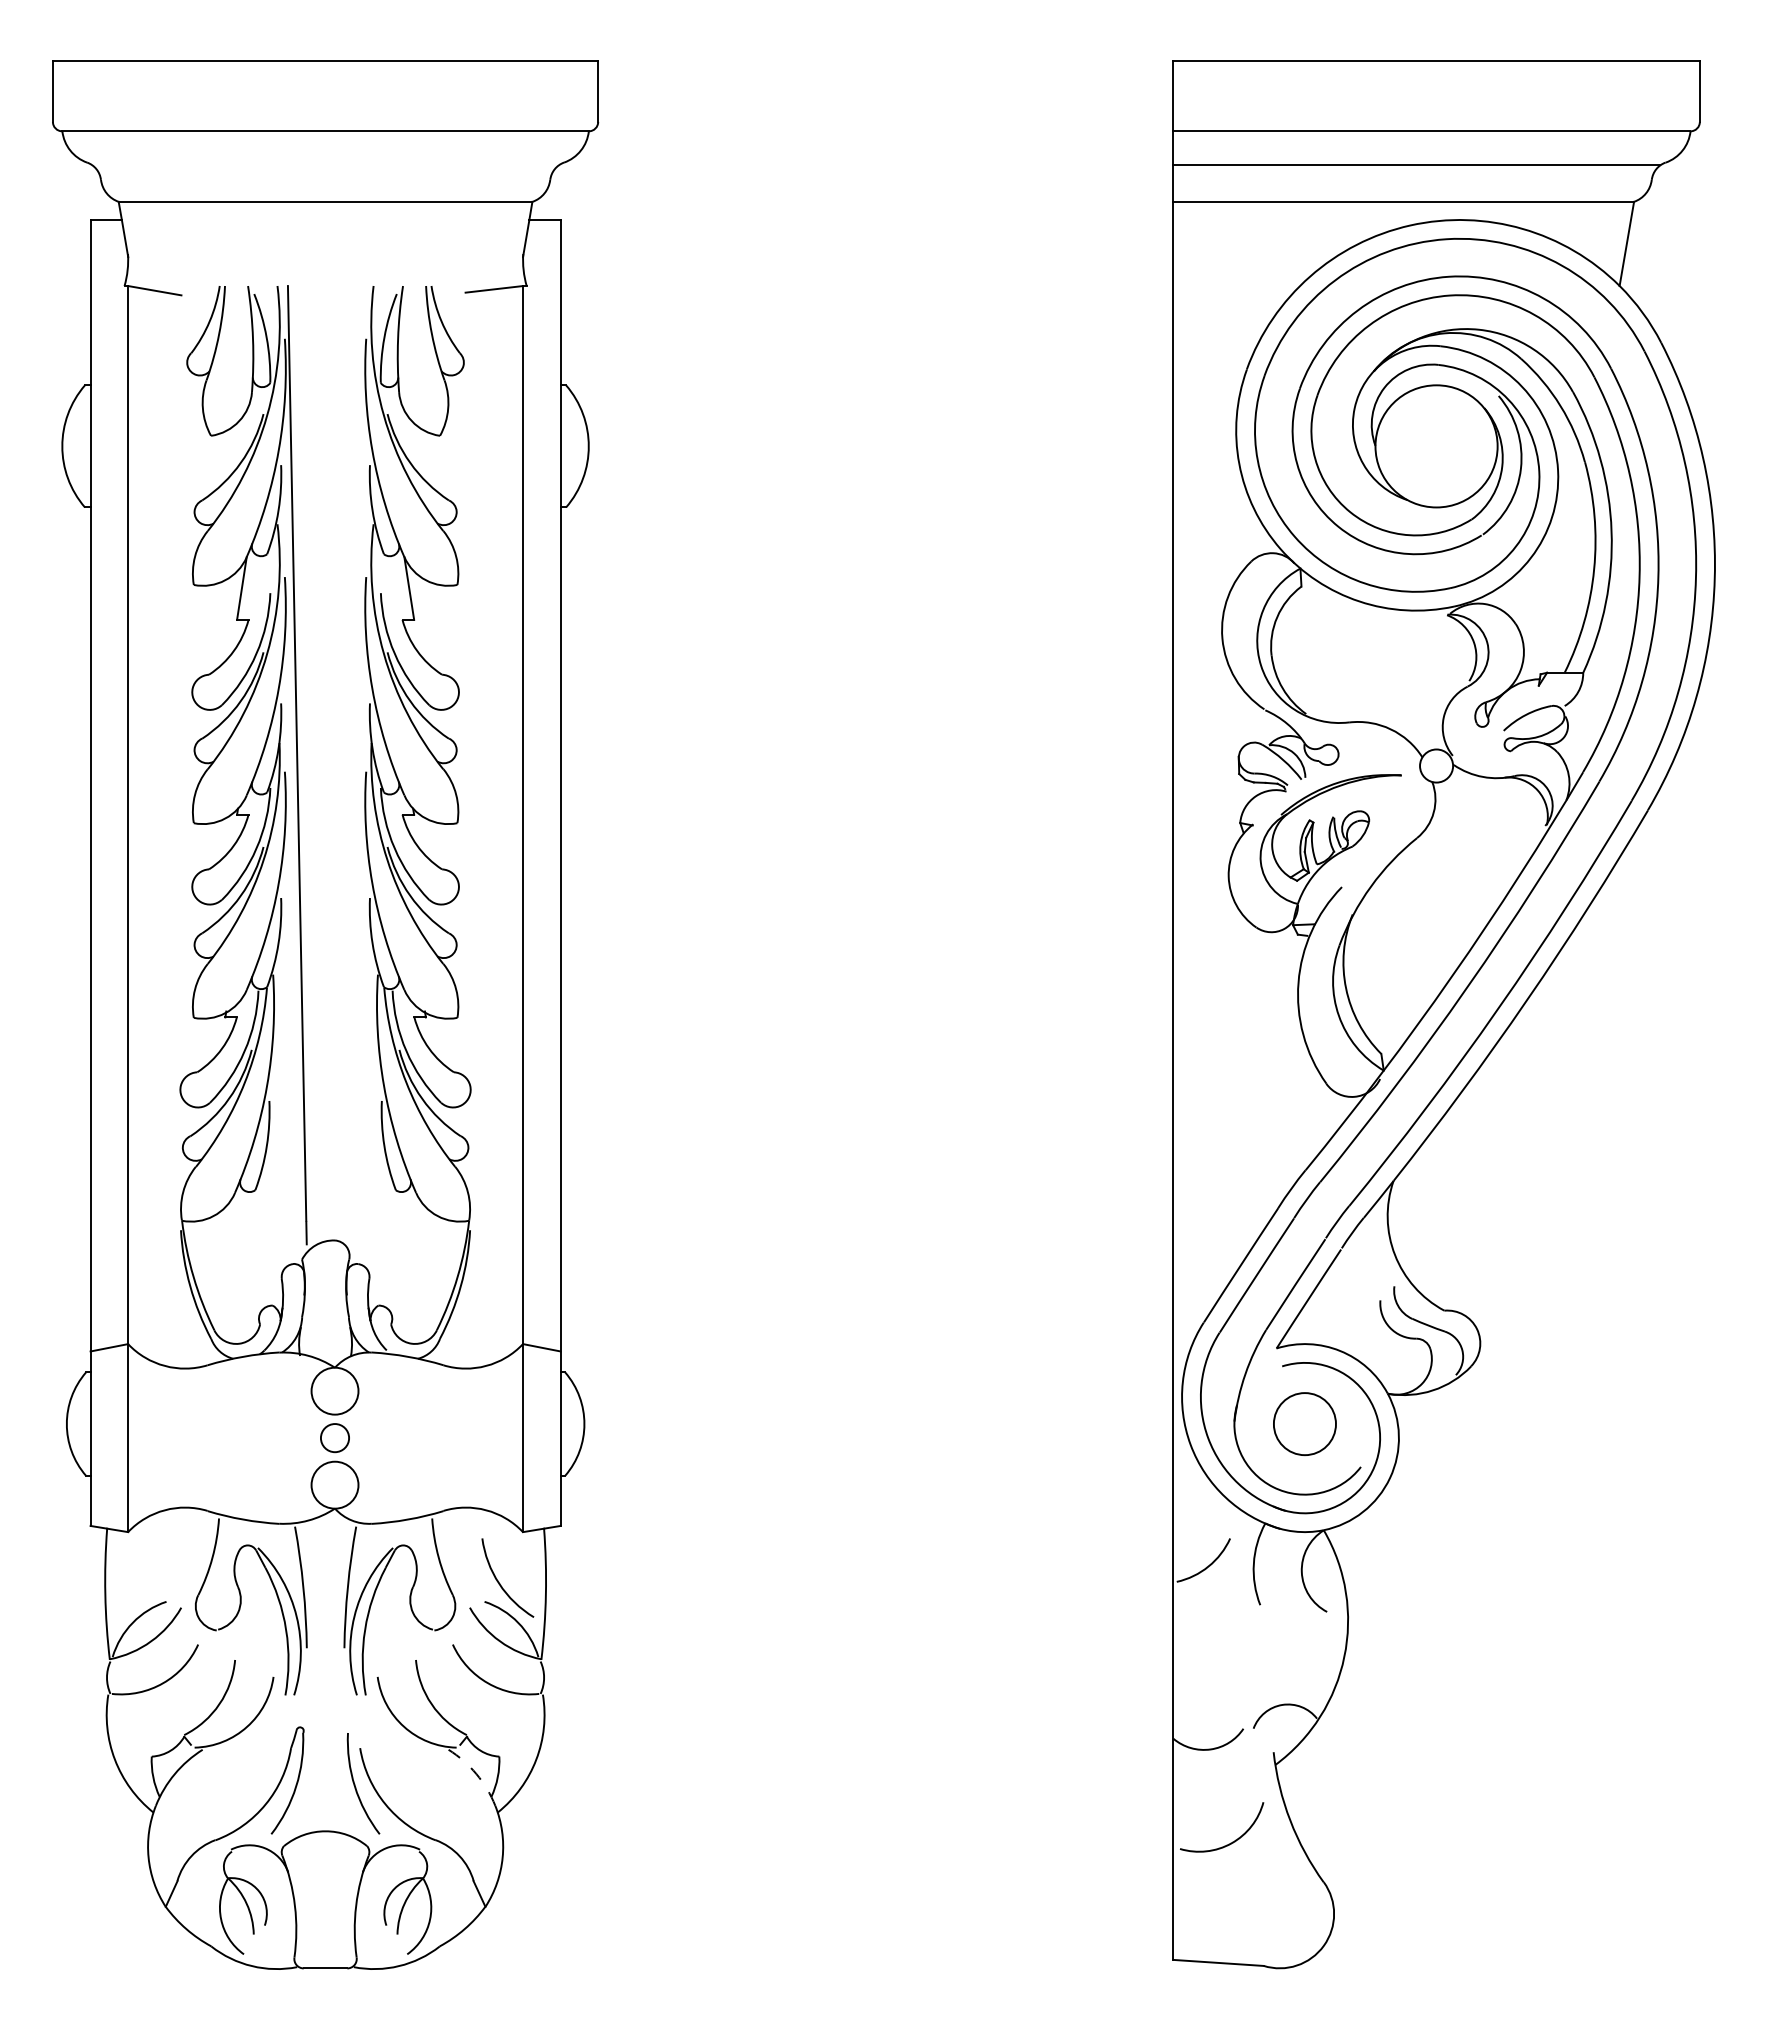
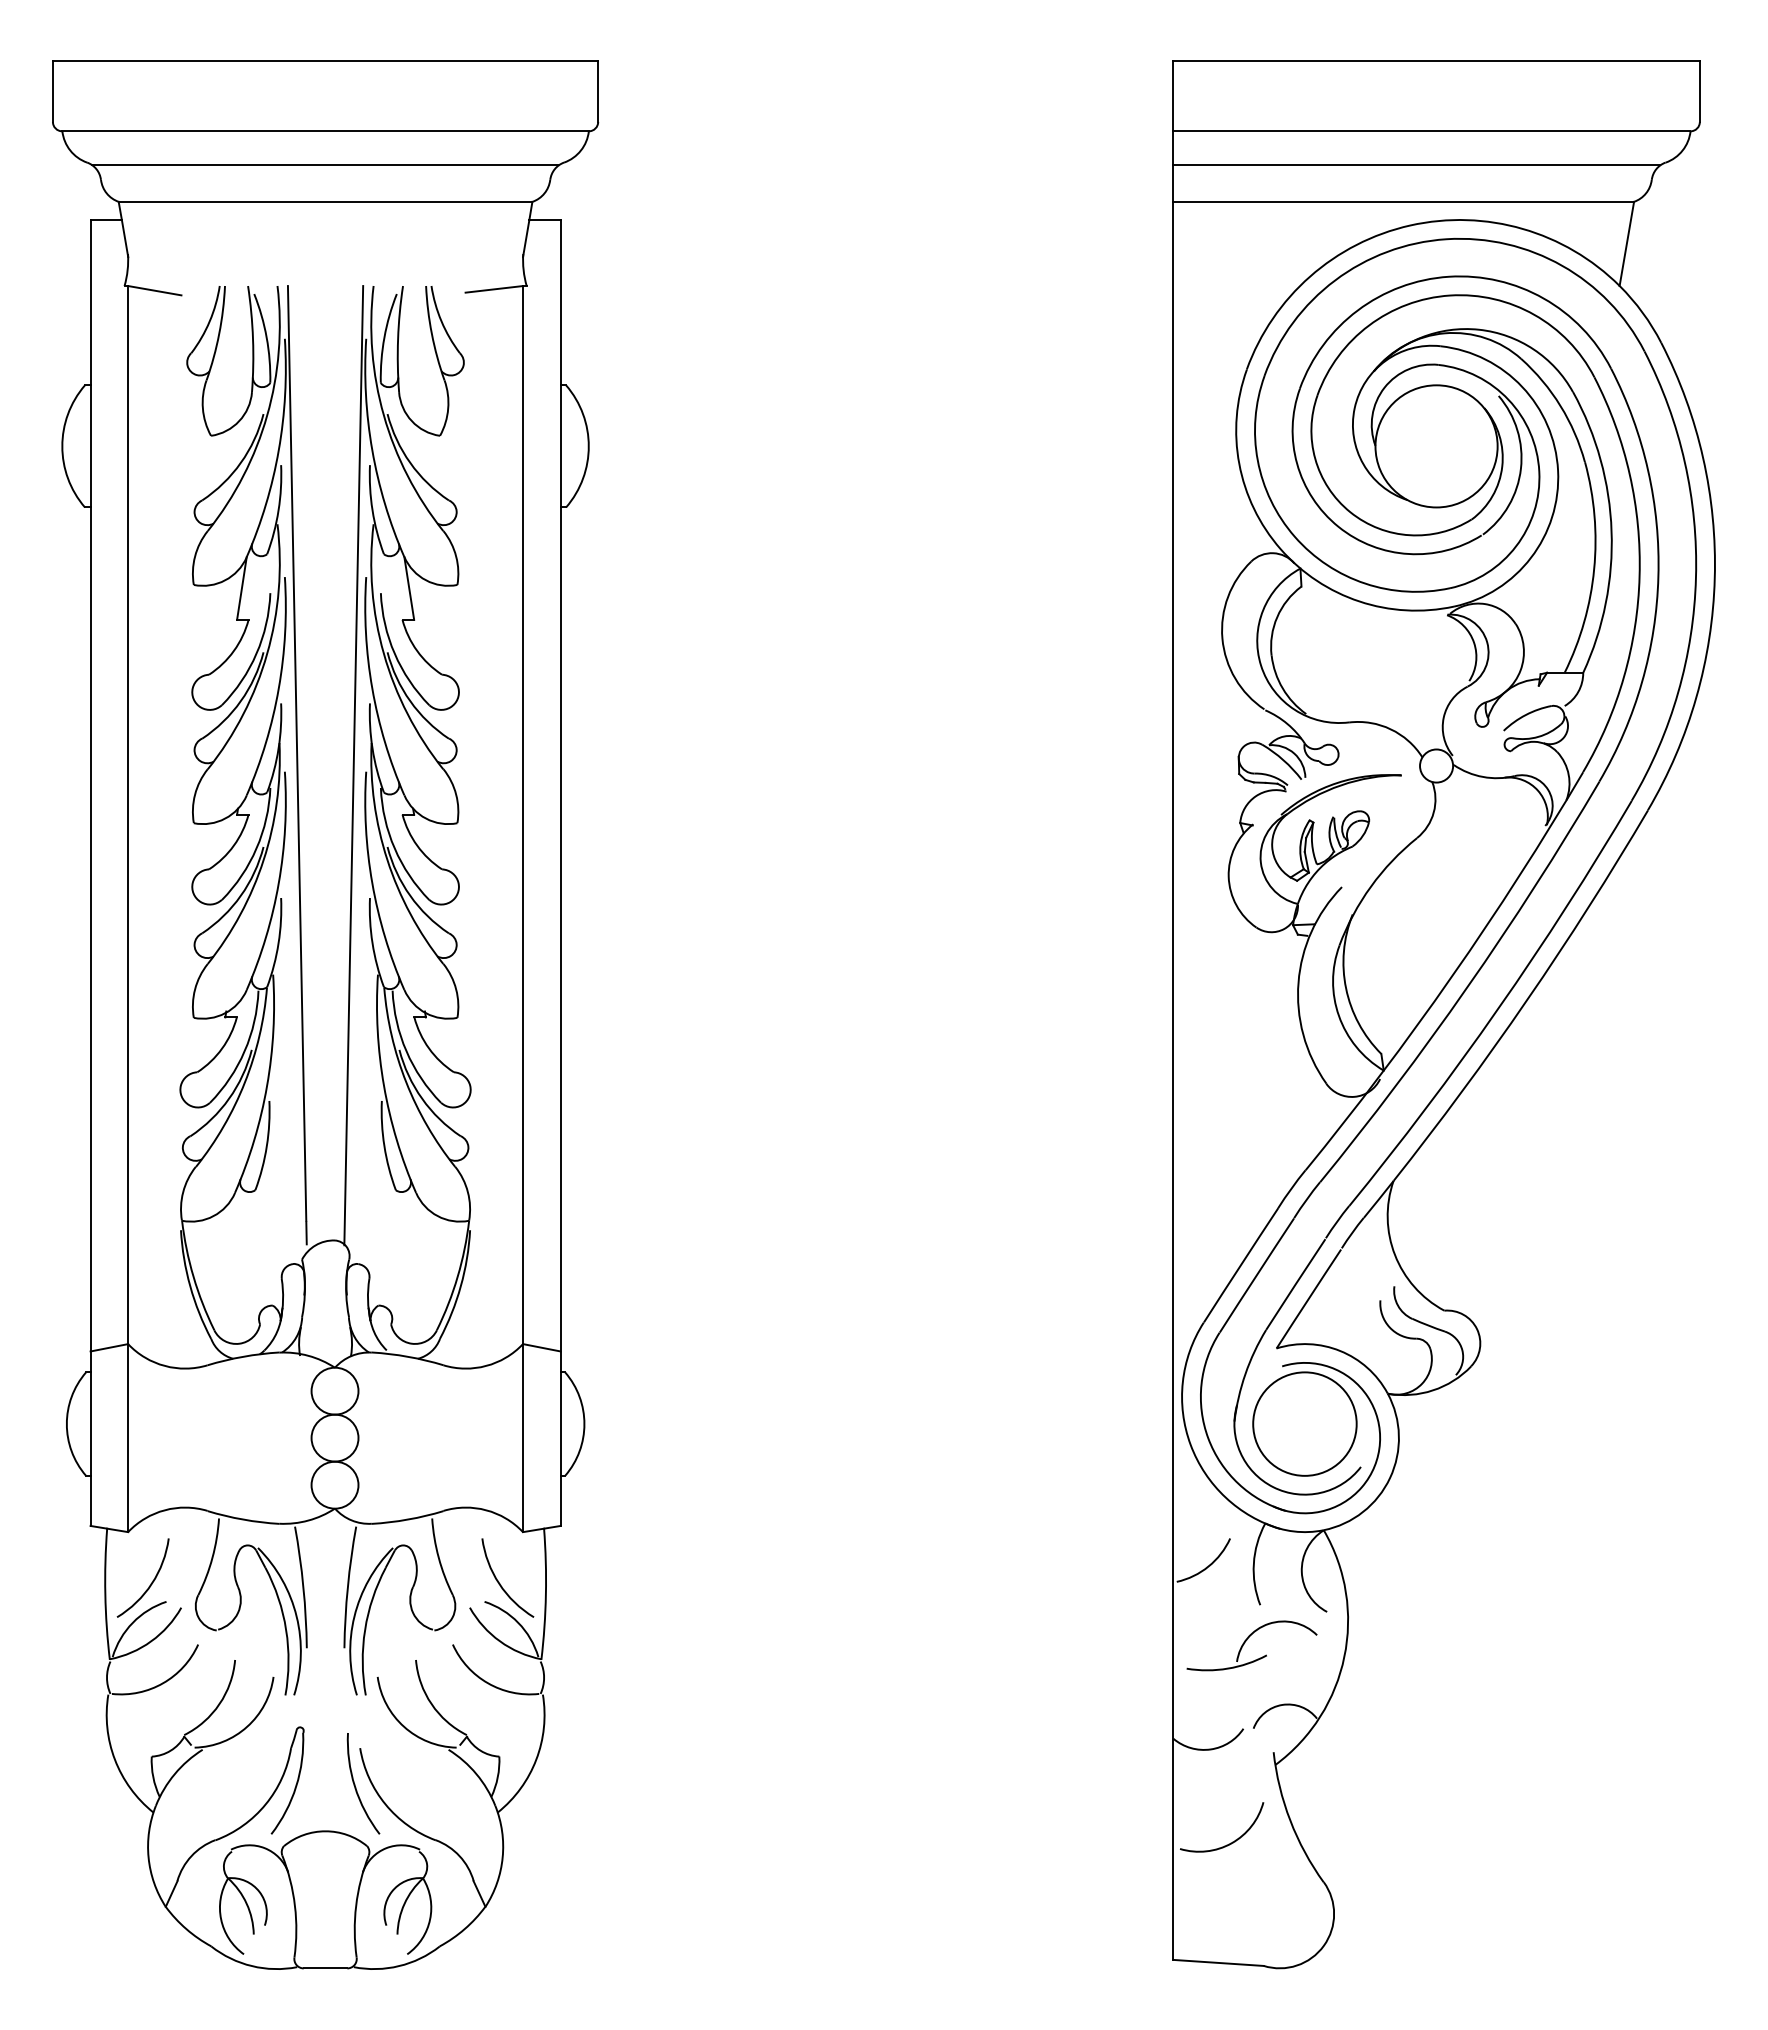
line: none -> present (325, 165)
line: none -> present (353, 765)
circle diameter: 62 px -> 103 px (1304, 1423)
circle diameter: 28 px -> 47 px (334, 1437)
arc: none -> present (150, 1583)
part: none -> present (1247, 1640)
arc: dashed -> solid (476, 1774)
